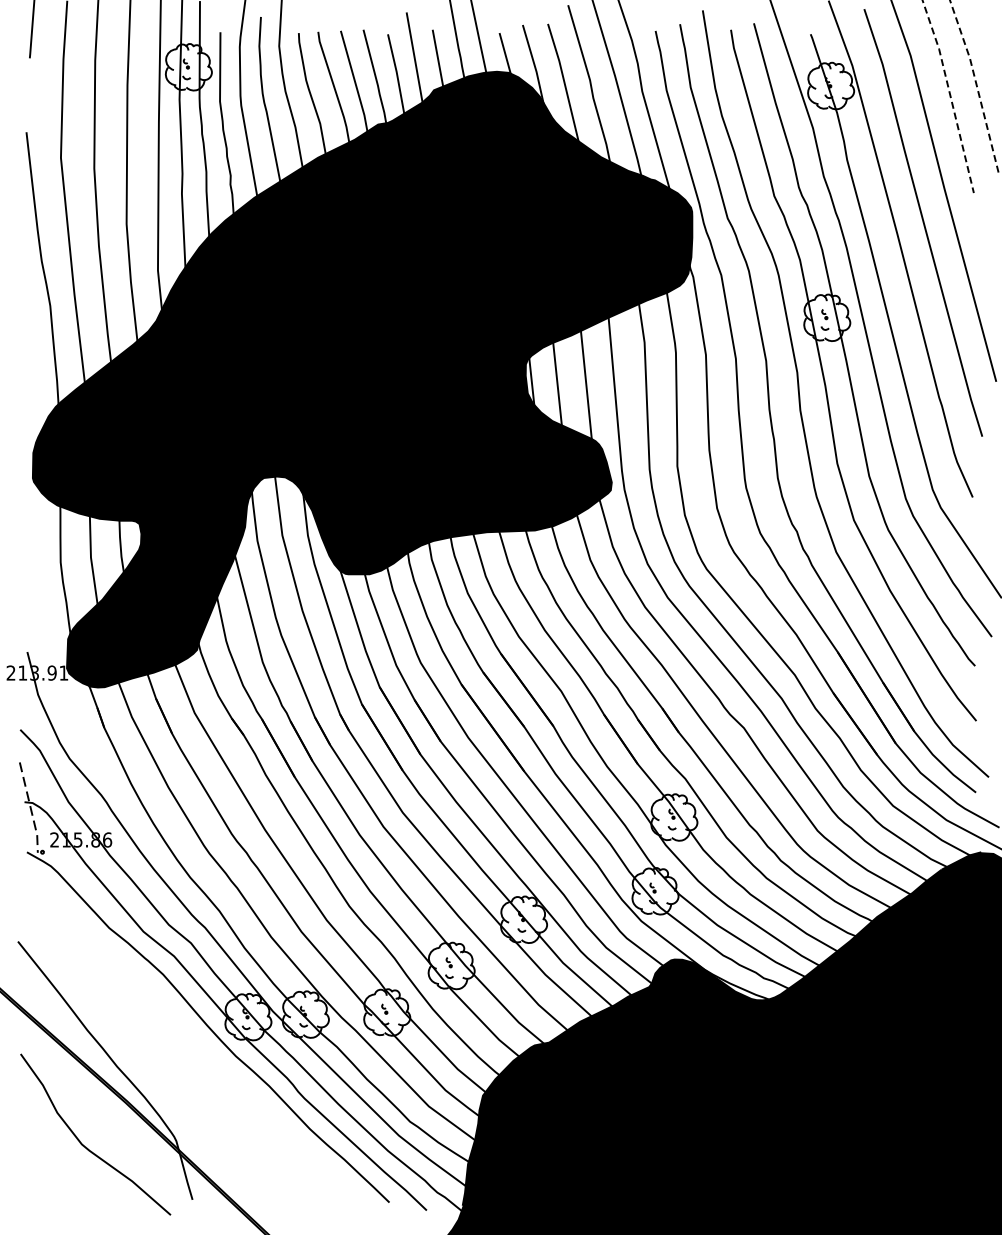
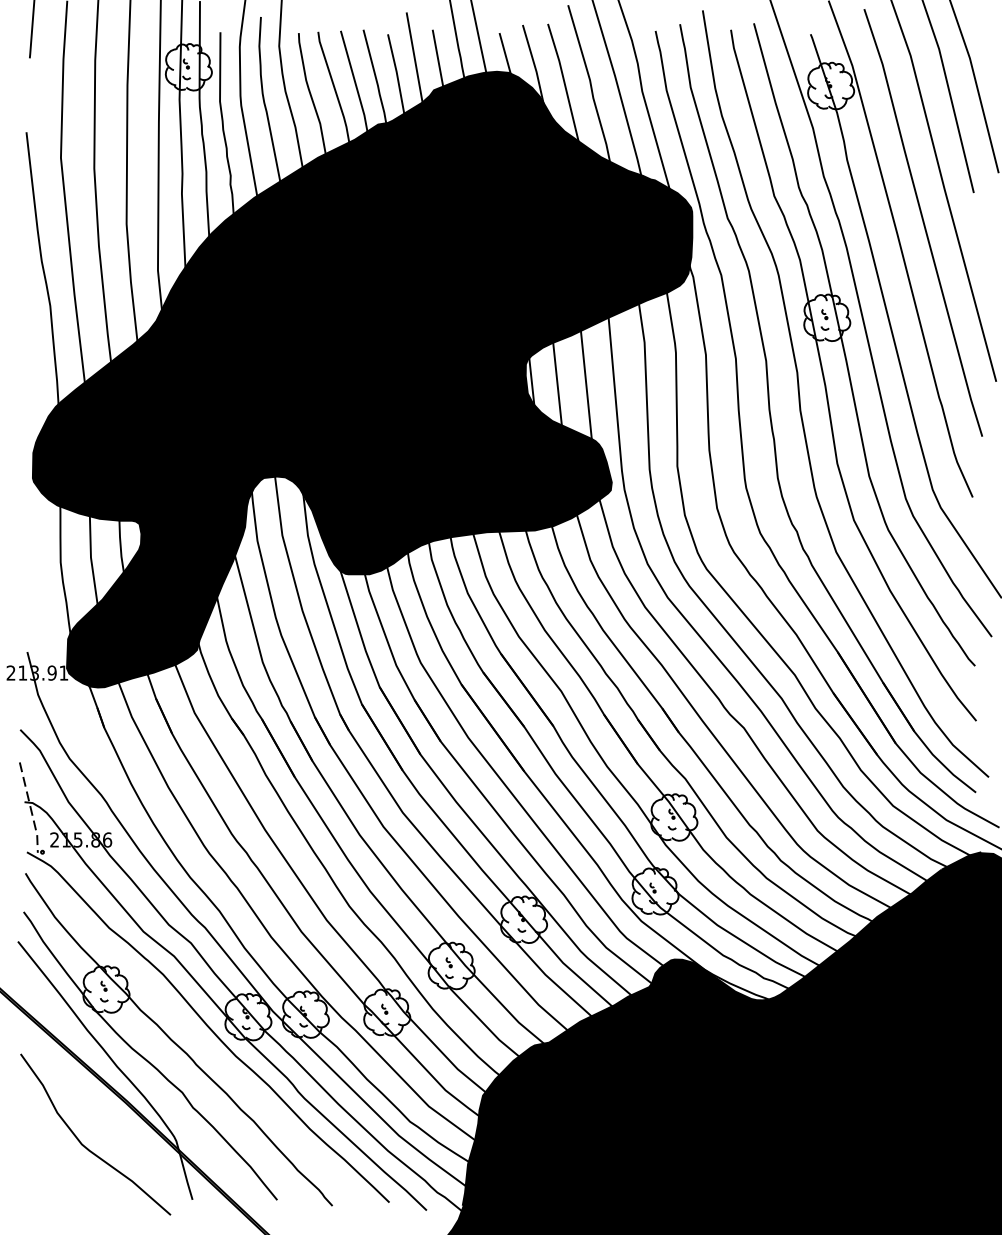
line: dashed -> solid (976, 85)
line: dashed -> solid (950, 95)
part: none -> present (177, 1039)
